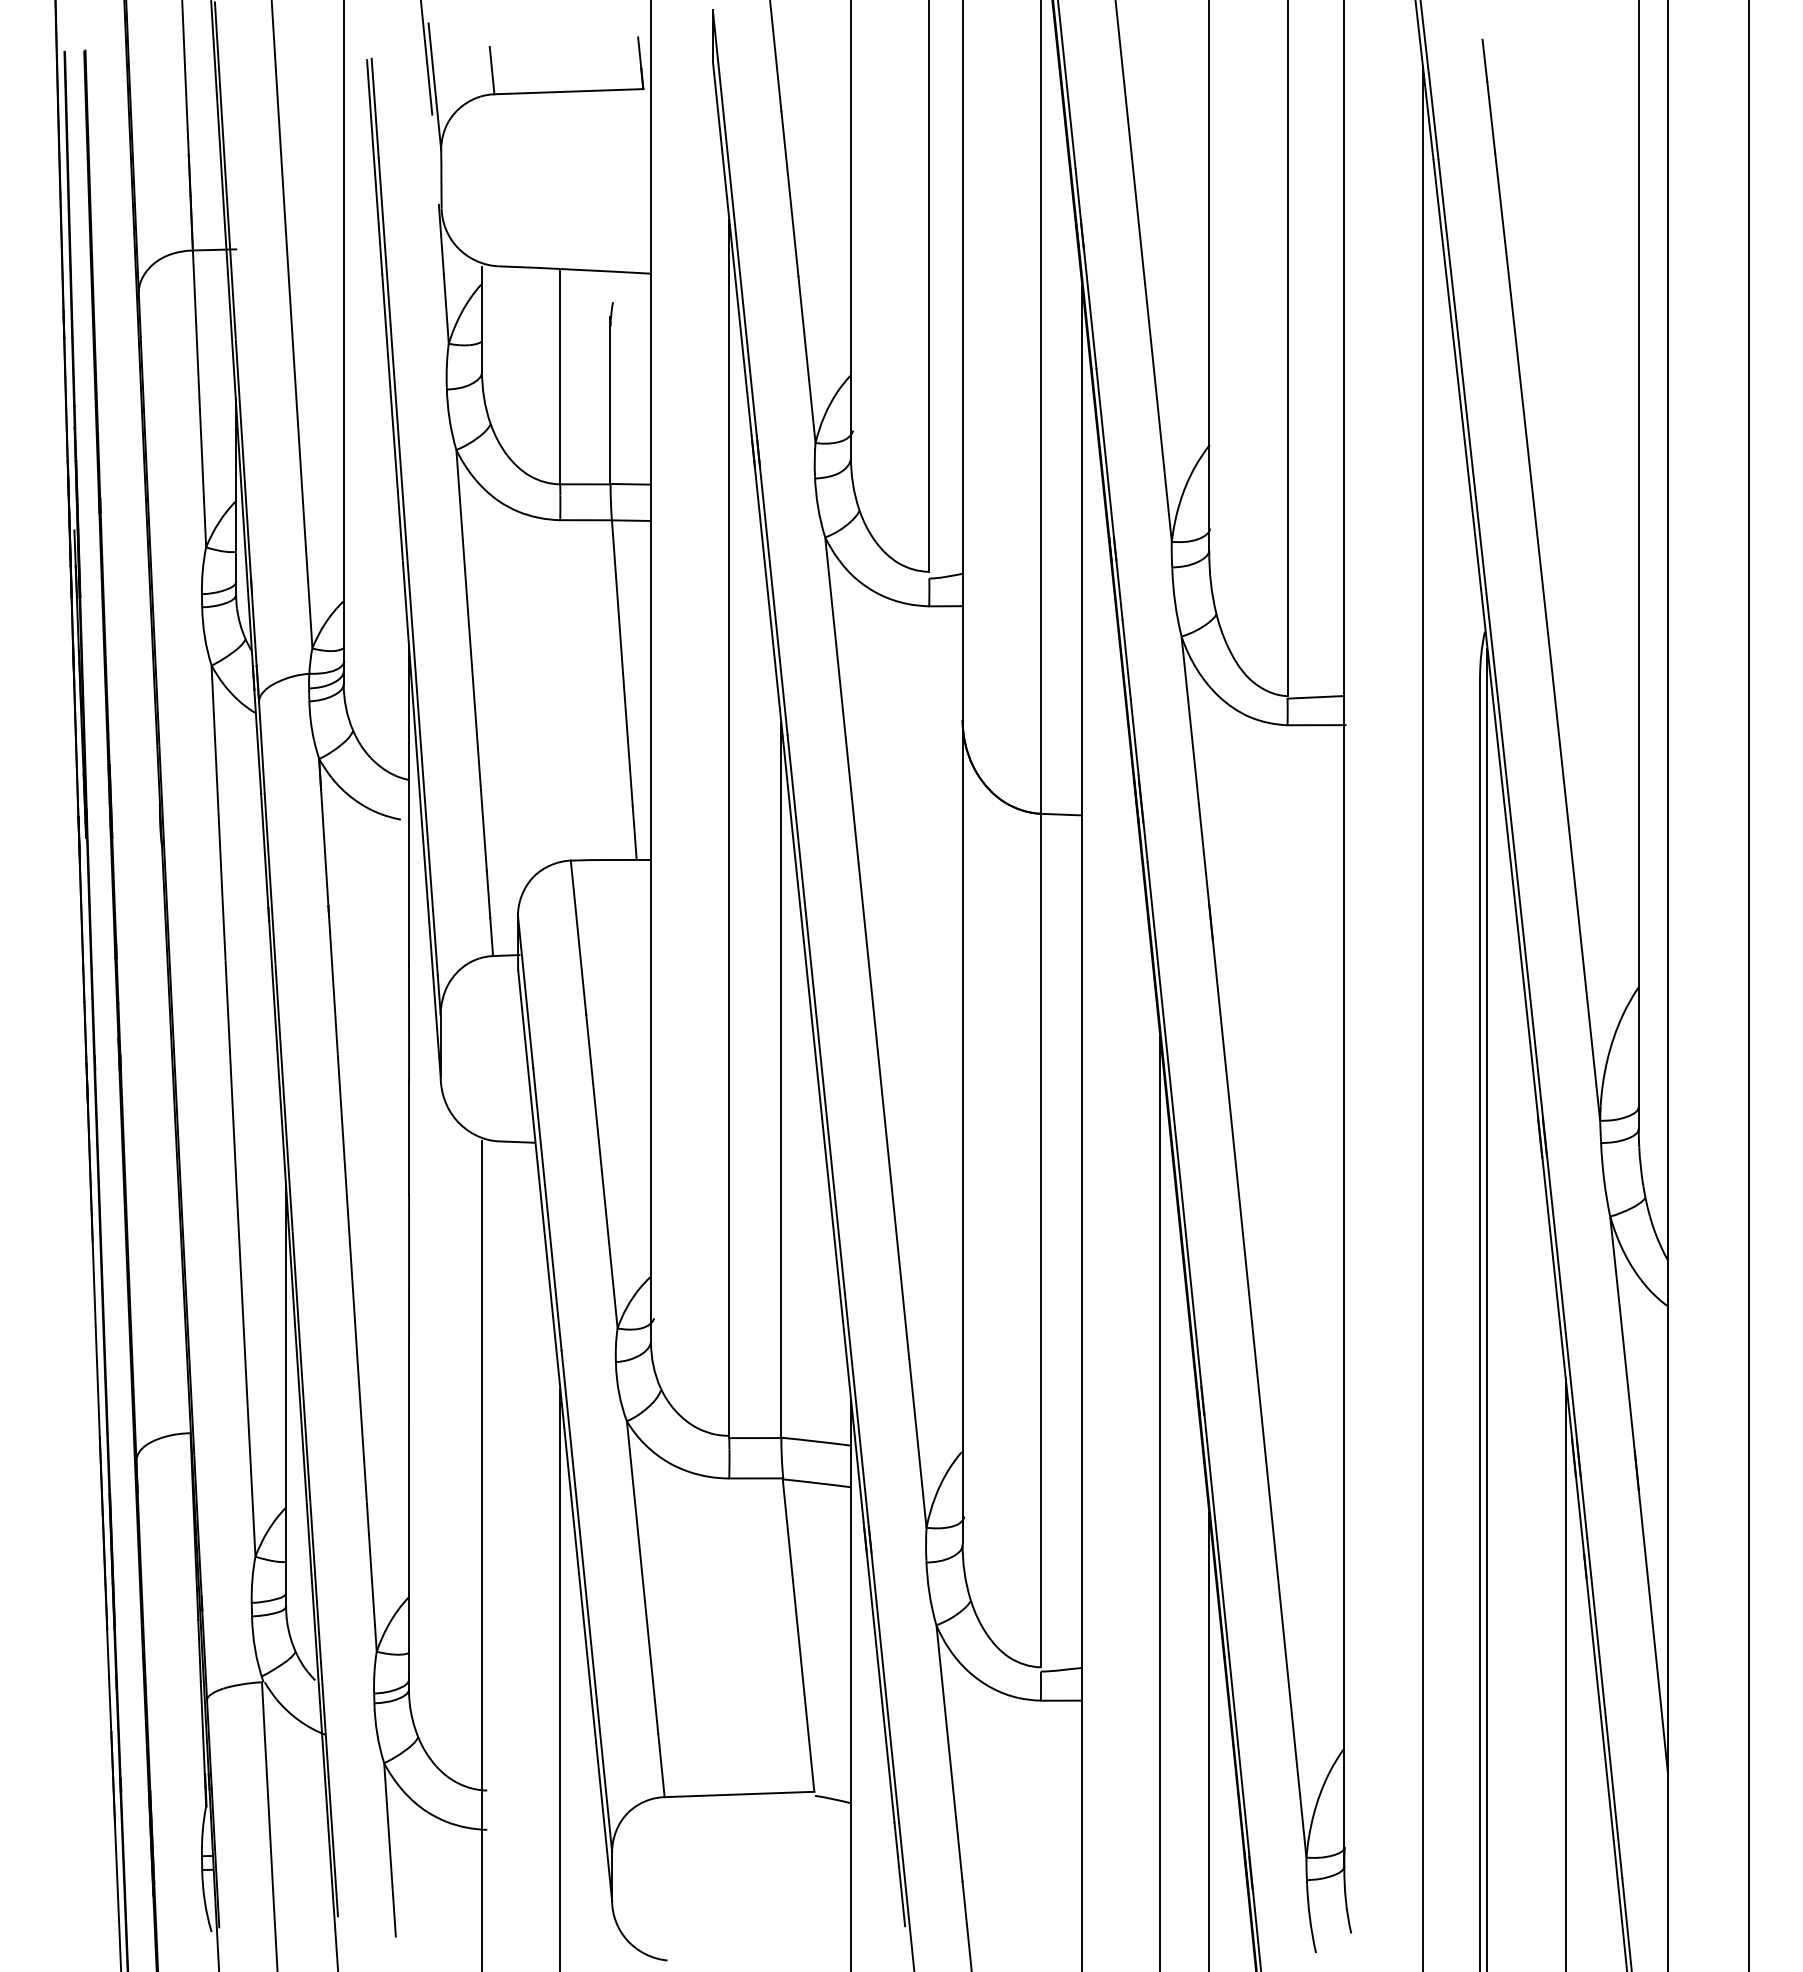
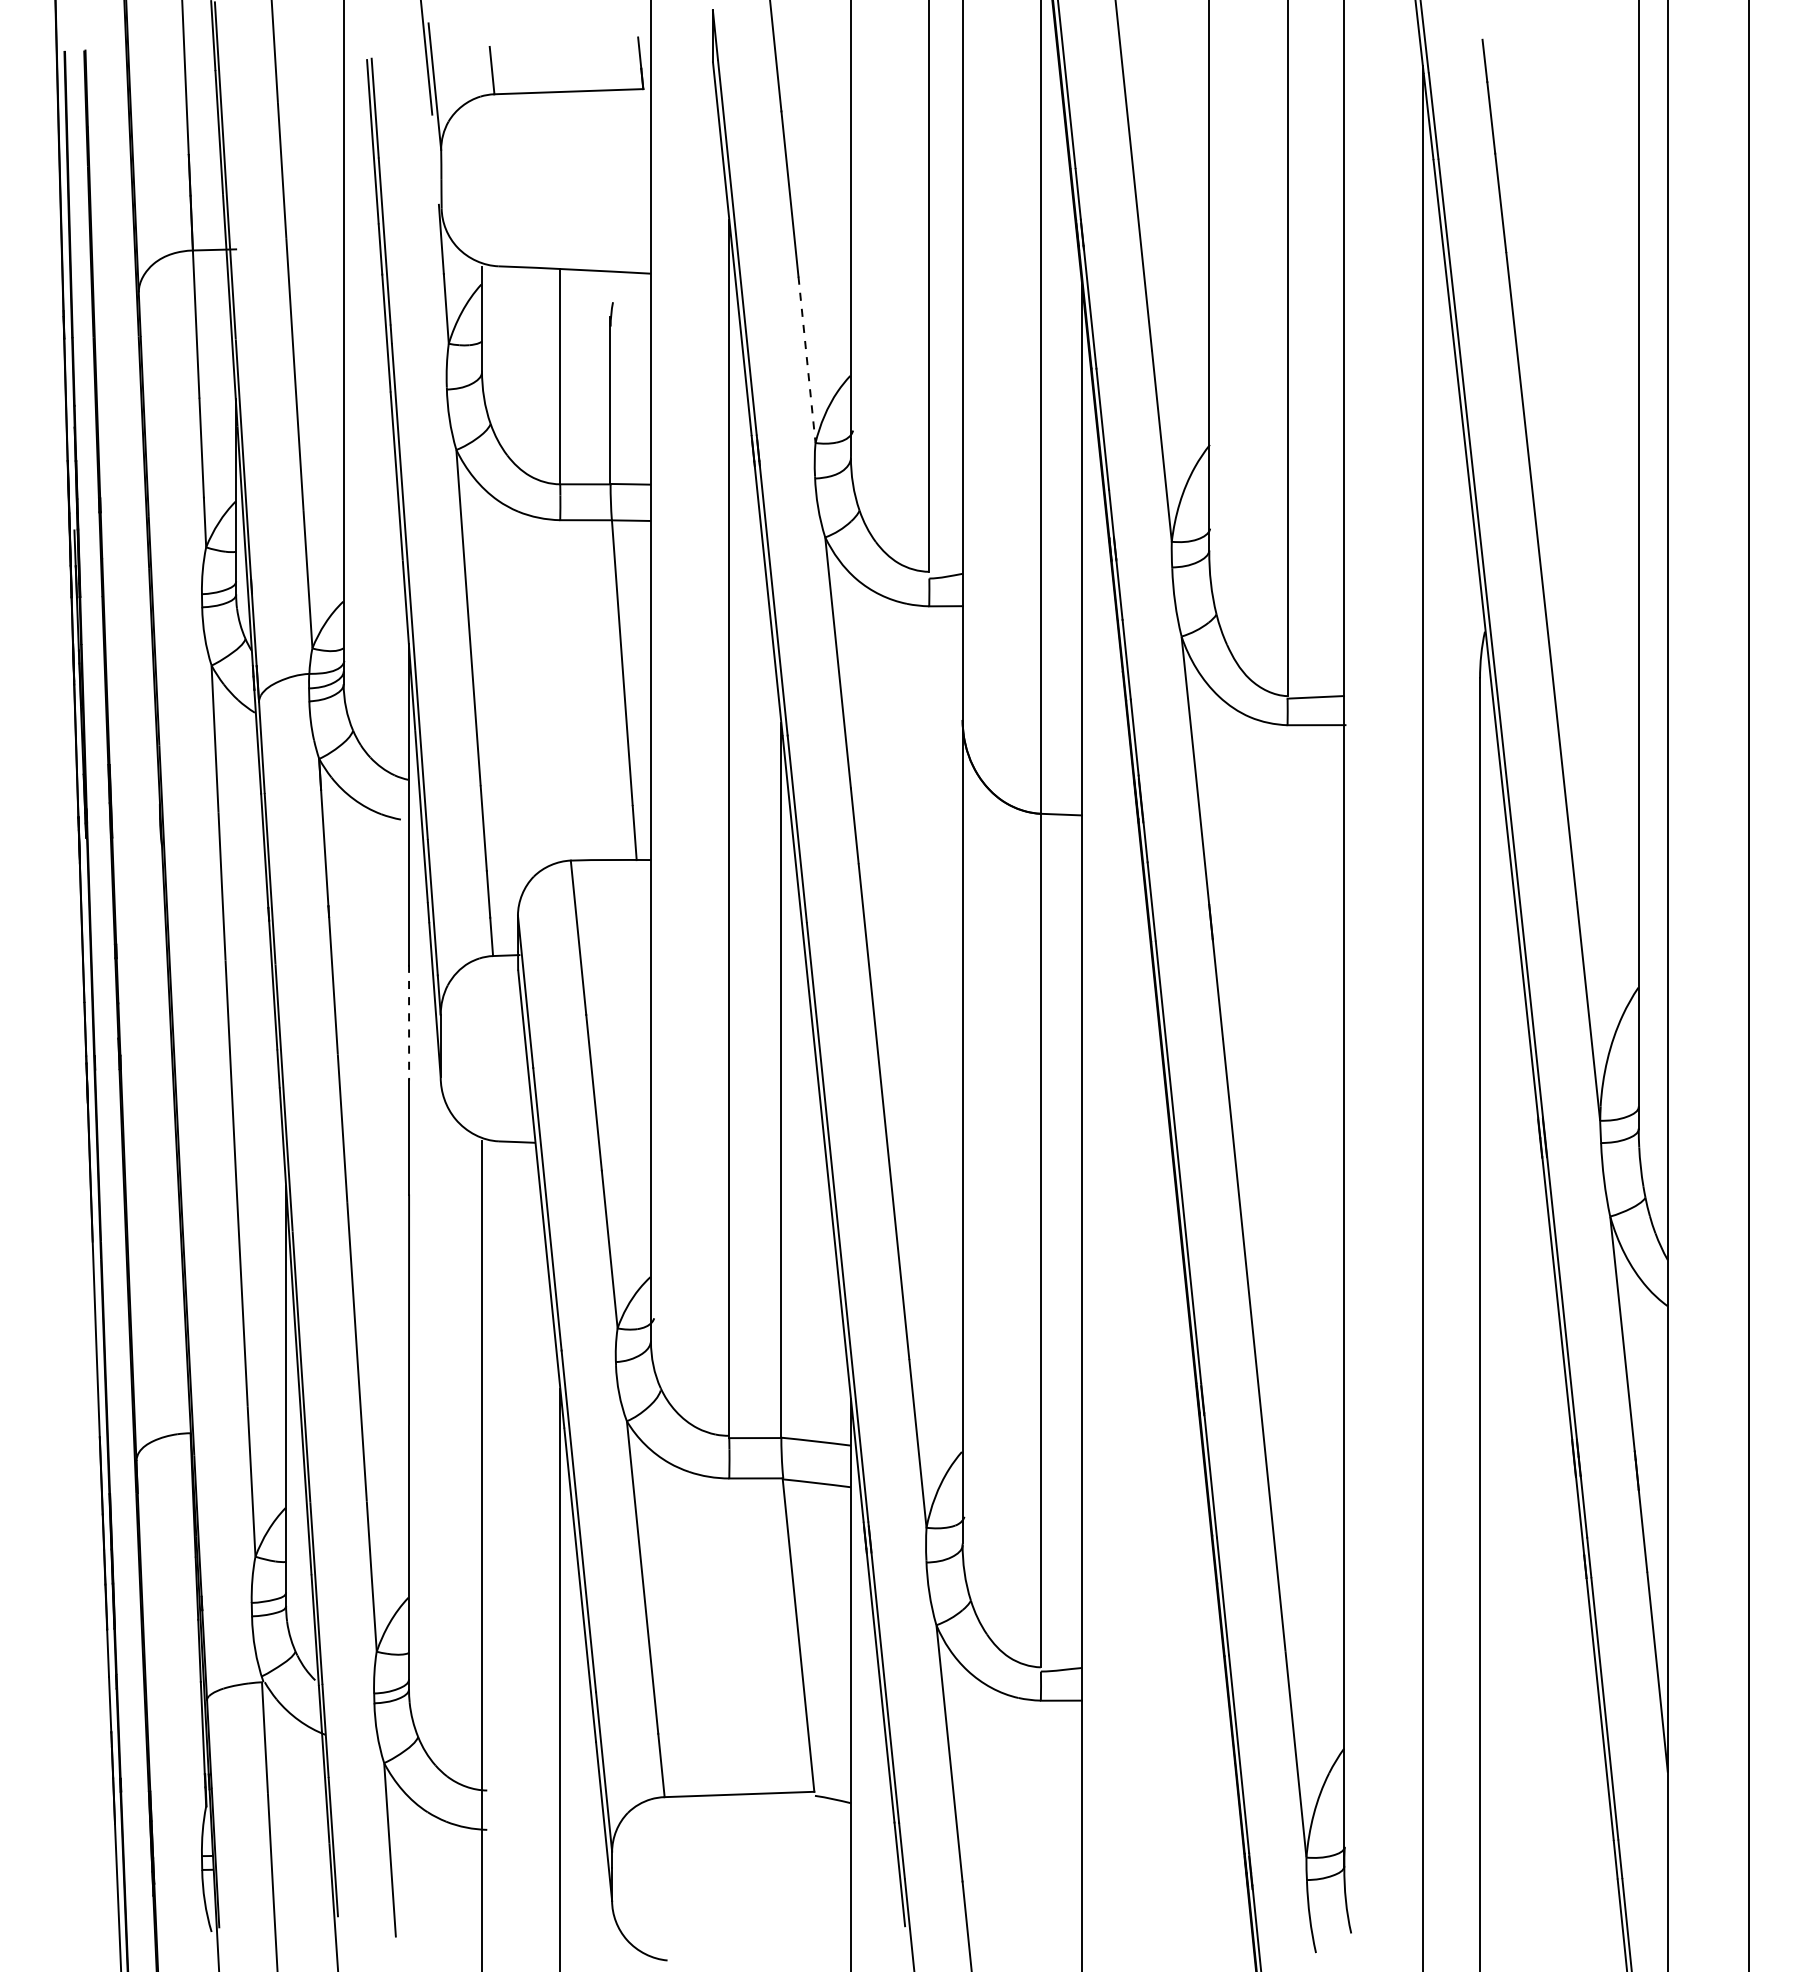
line: solid -> dashed (807, 359)
line: solid -> dashed (409, 1022)
line: present -> none (1487, 1308)
line: present -> none (1160, 1502)
line: present -> none (1565, 1673)
line: present -> none (1209, 1740)
